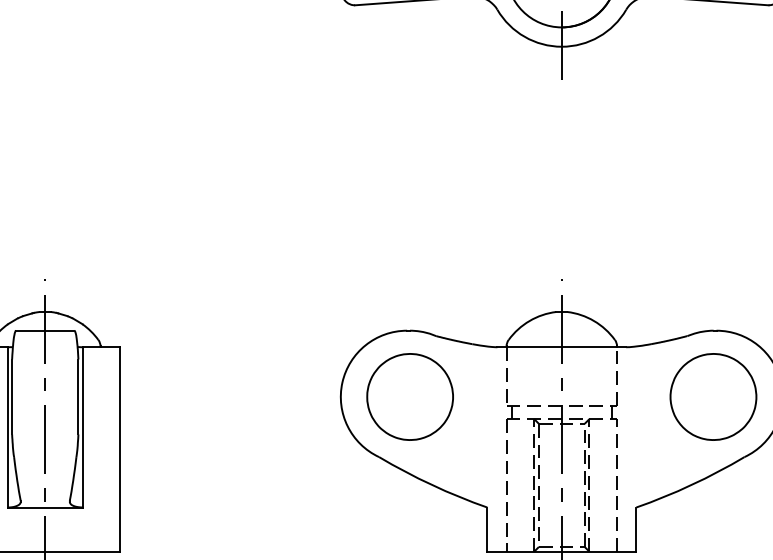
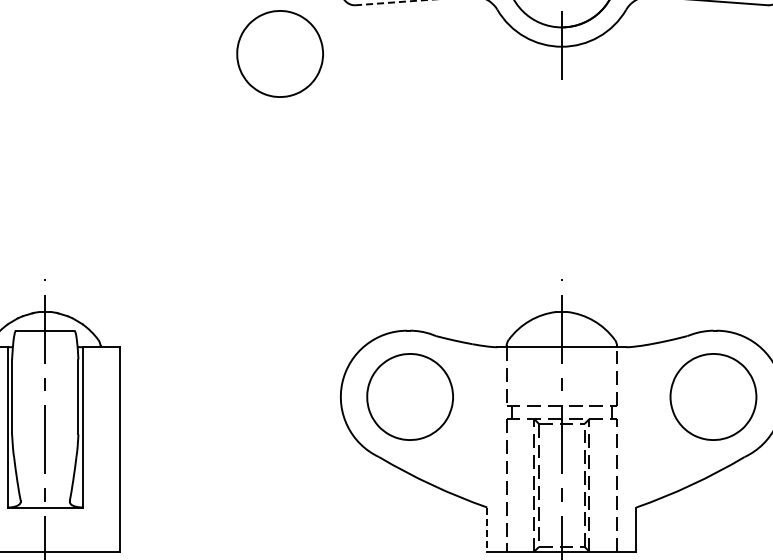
line: solid -> dashed (390, 2)
part: none -> present (279, 53)
line: solid -> dashed (487, 530)
